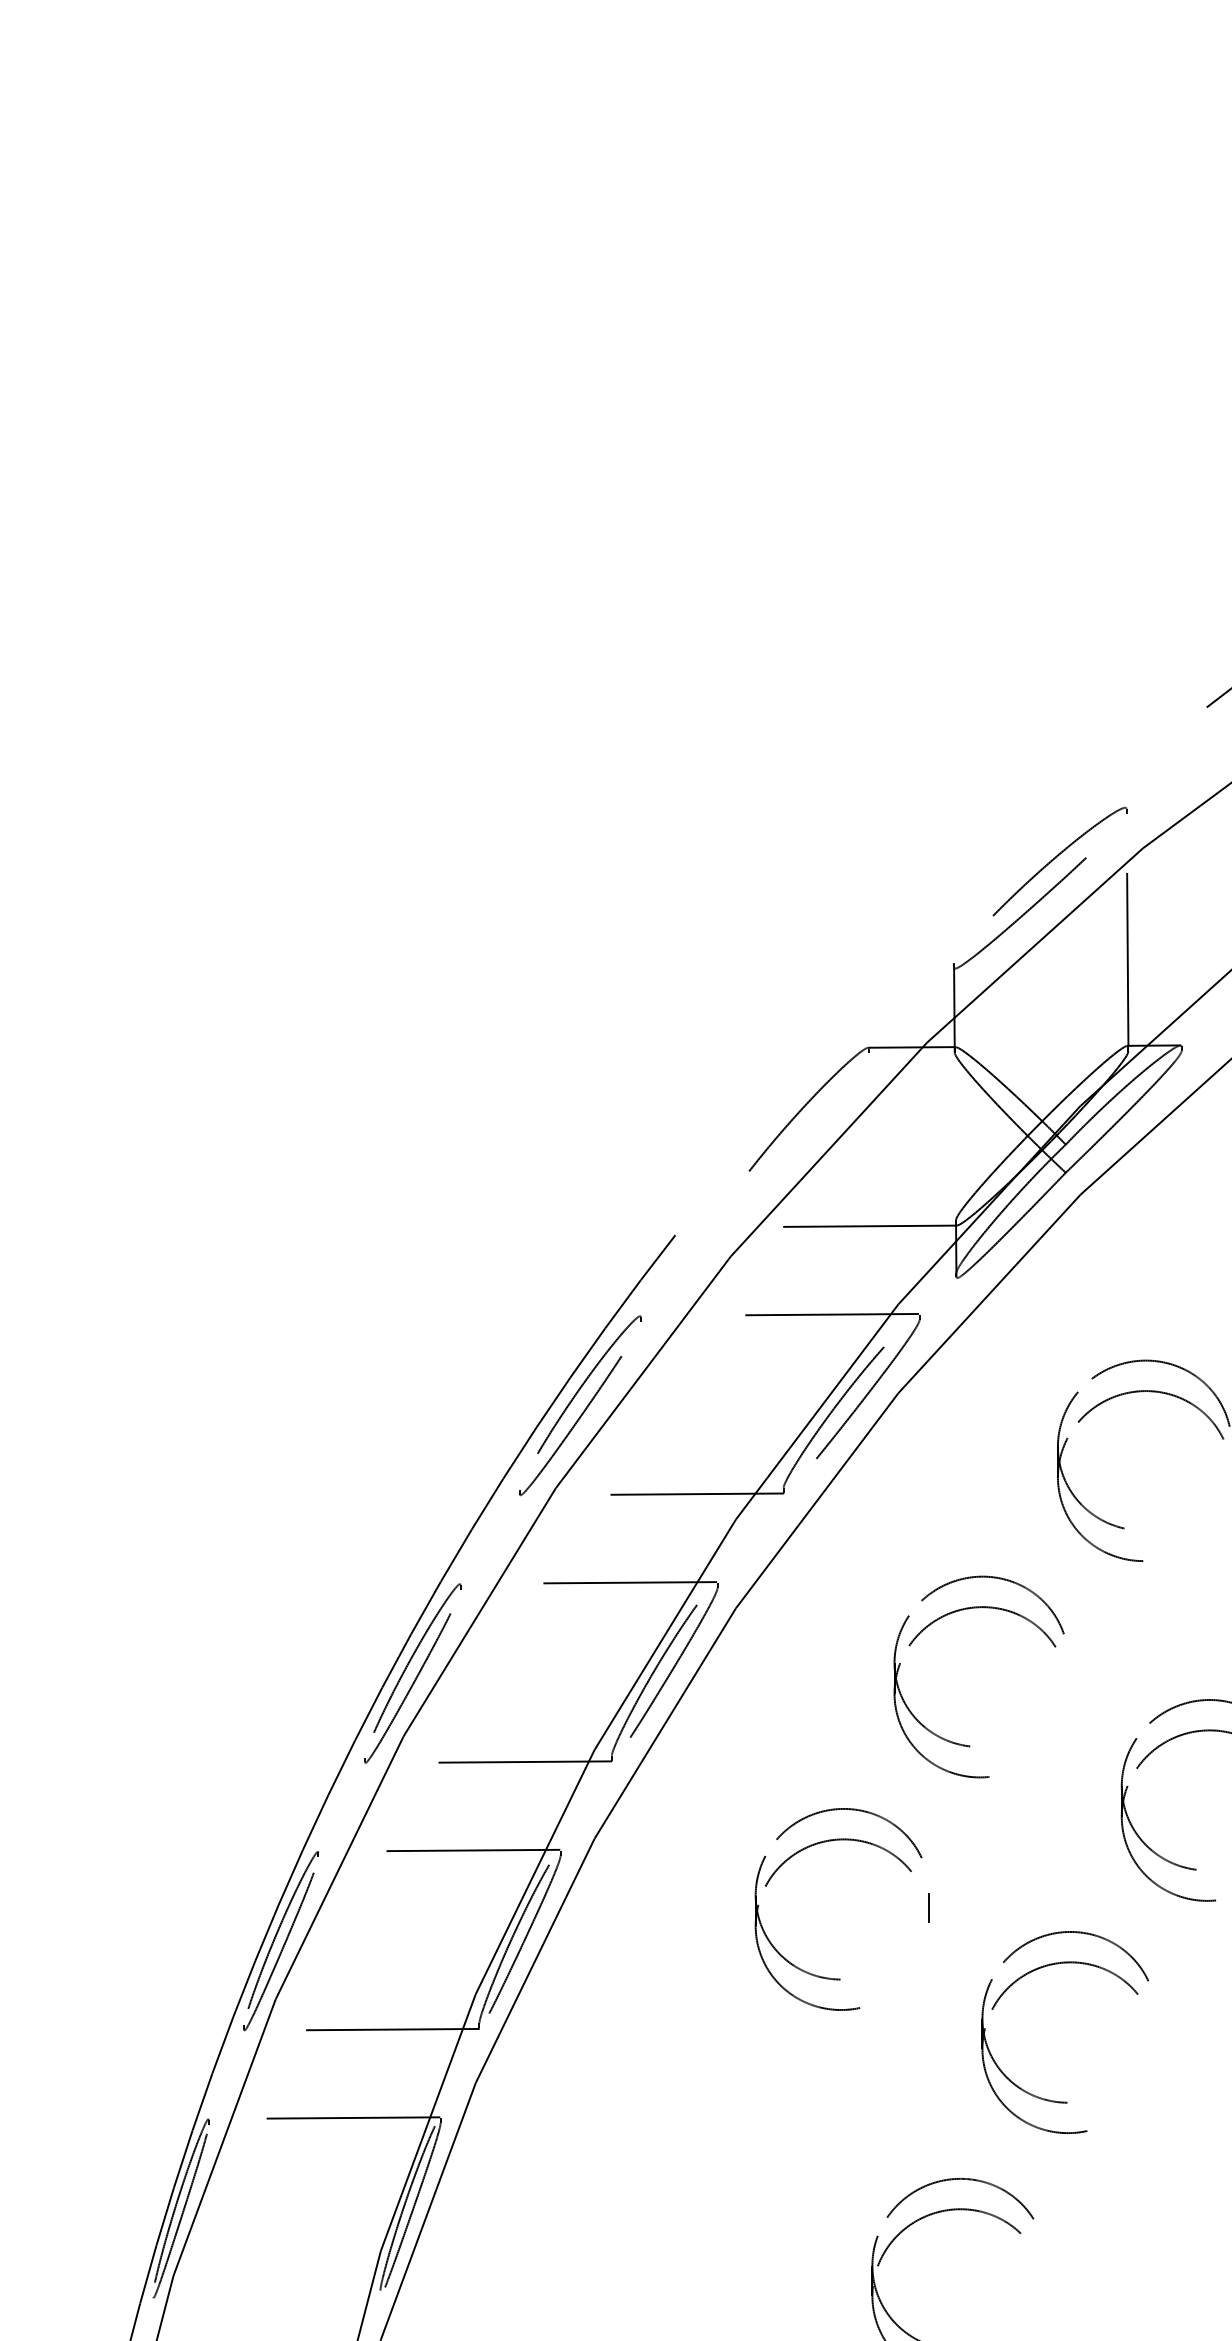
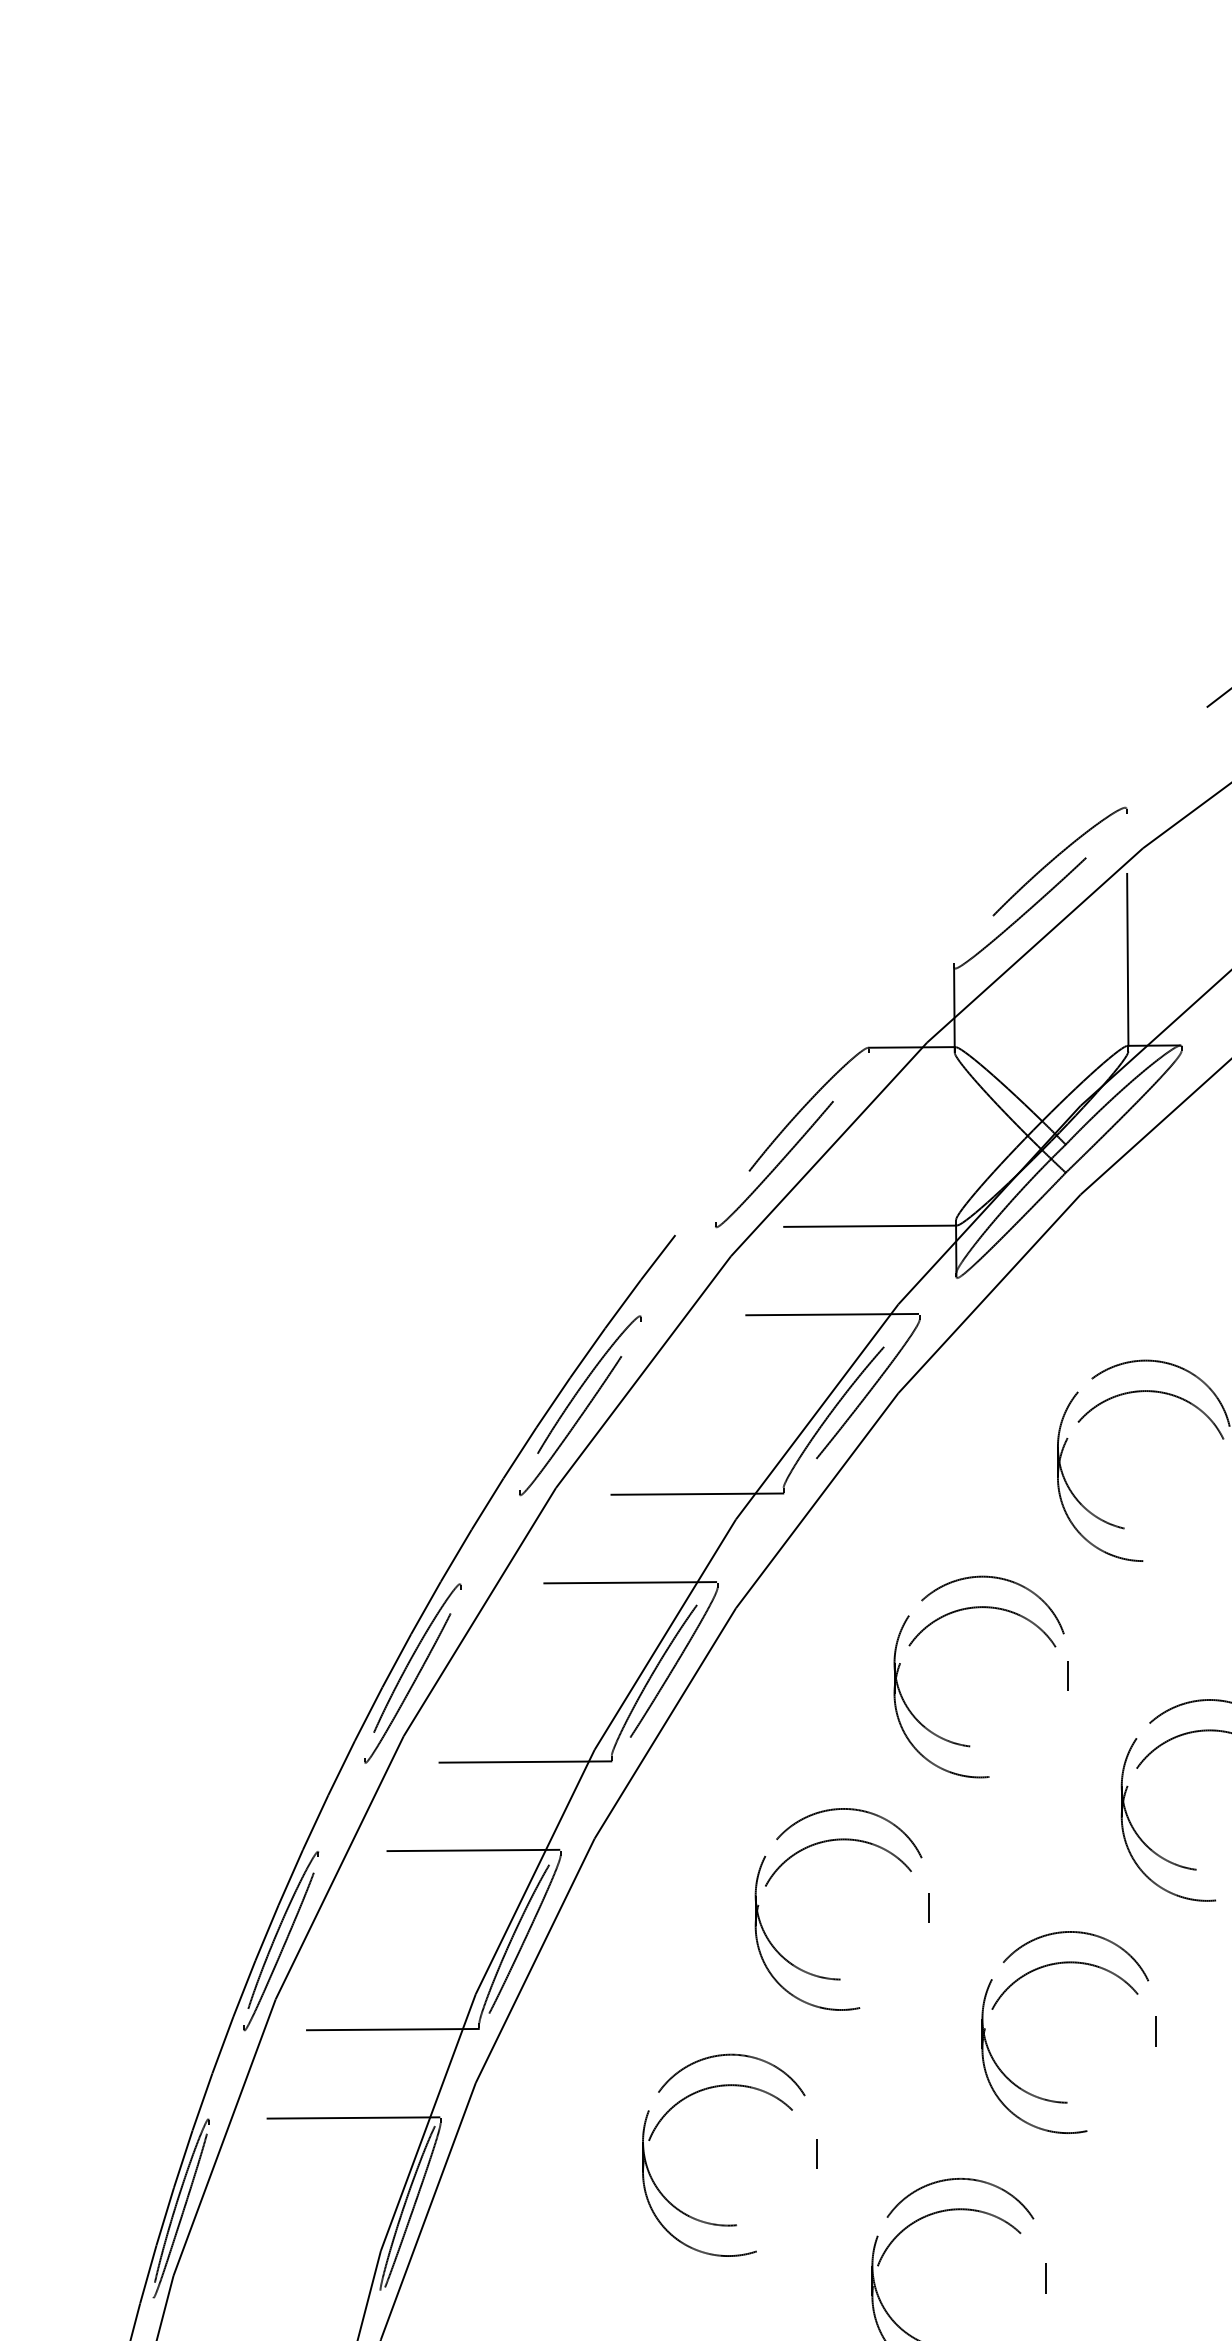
part: none -> present (774, 1164)
line: none -> present (1068, 1675)
line: none -> present (1156, 2031)
part: none -> present (699, 2092)
line: none -> present (816, 2153)
line: none -> present (1046, 2278)
